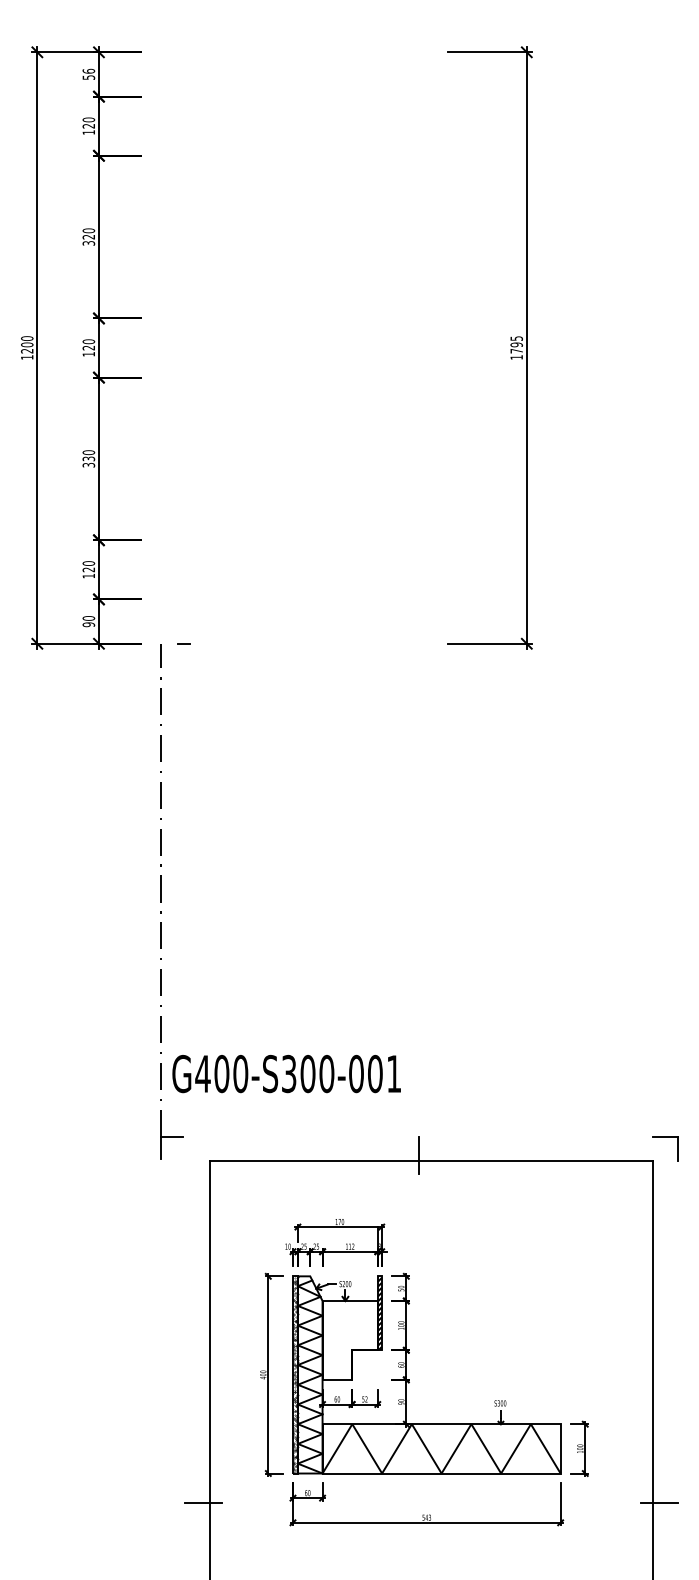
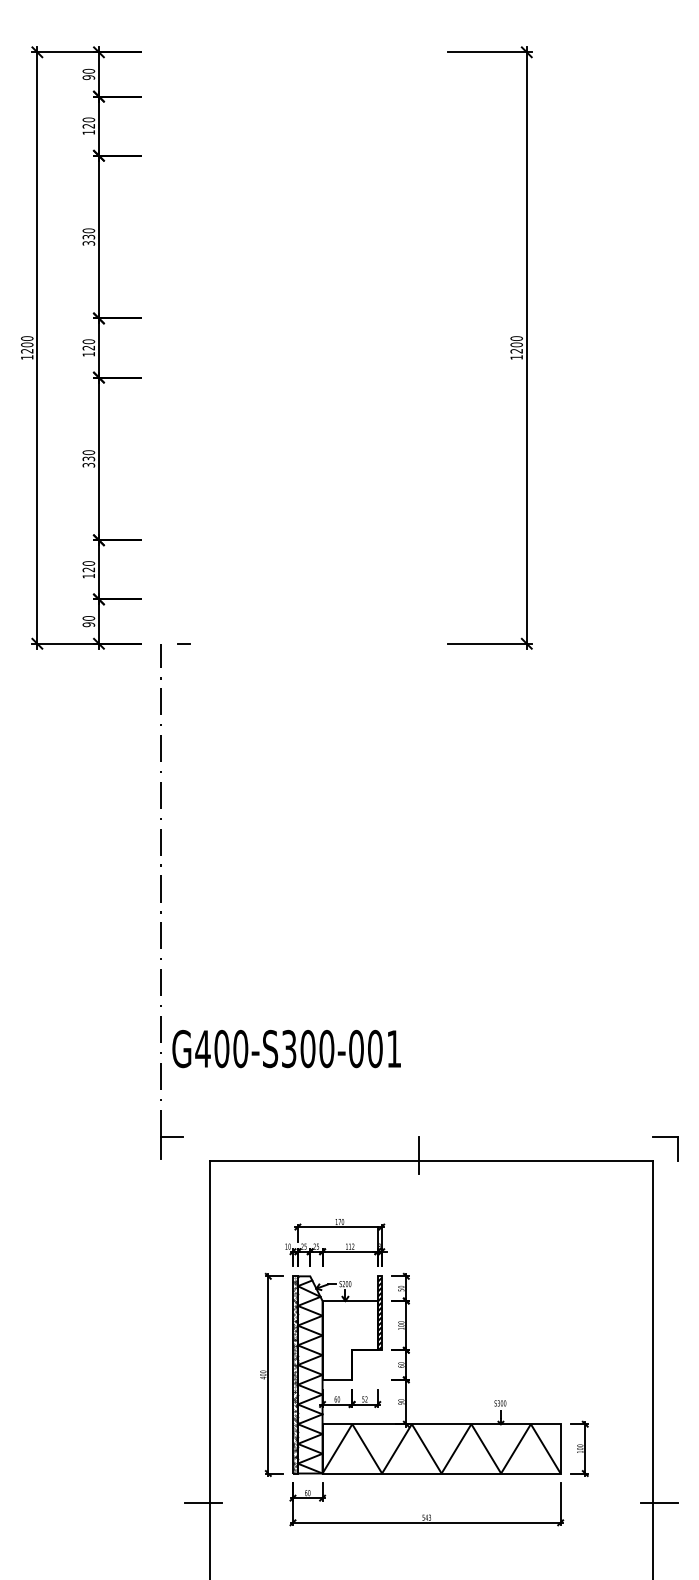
text: 56 -> 90 (88, 74)
text: 320 -> 330 (89, 236)
text: 1795 -> 1200 (516, 344)
text position: (286, 1074) -> (286, 1049) (286, 1049)
